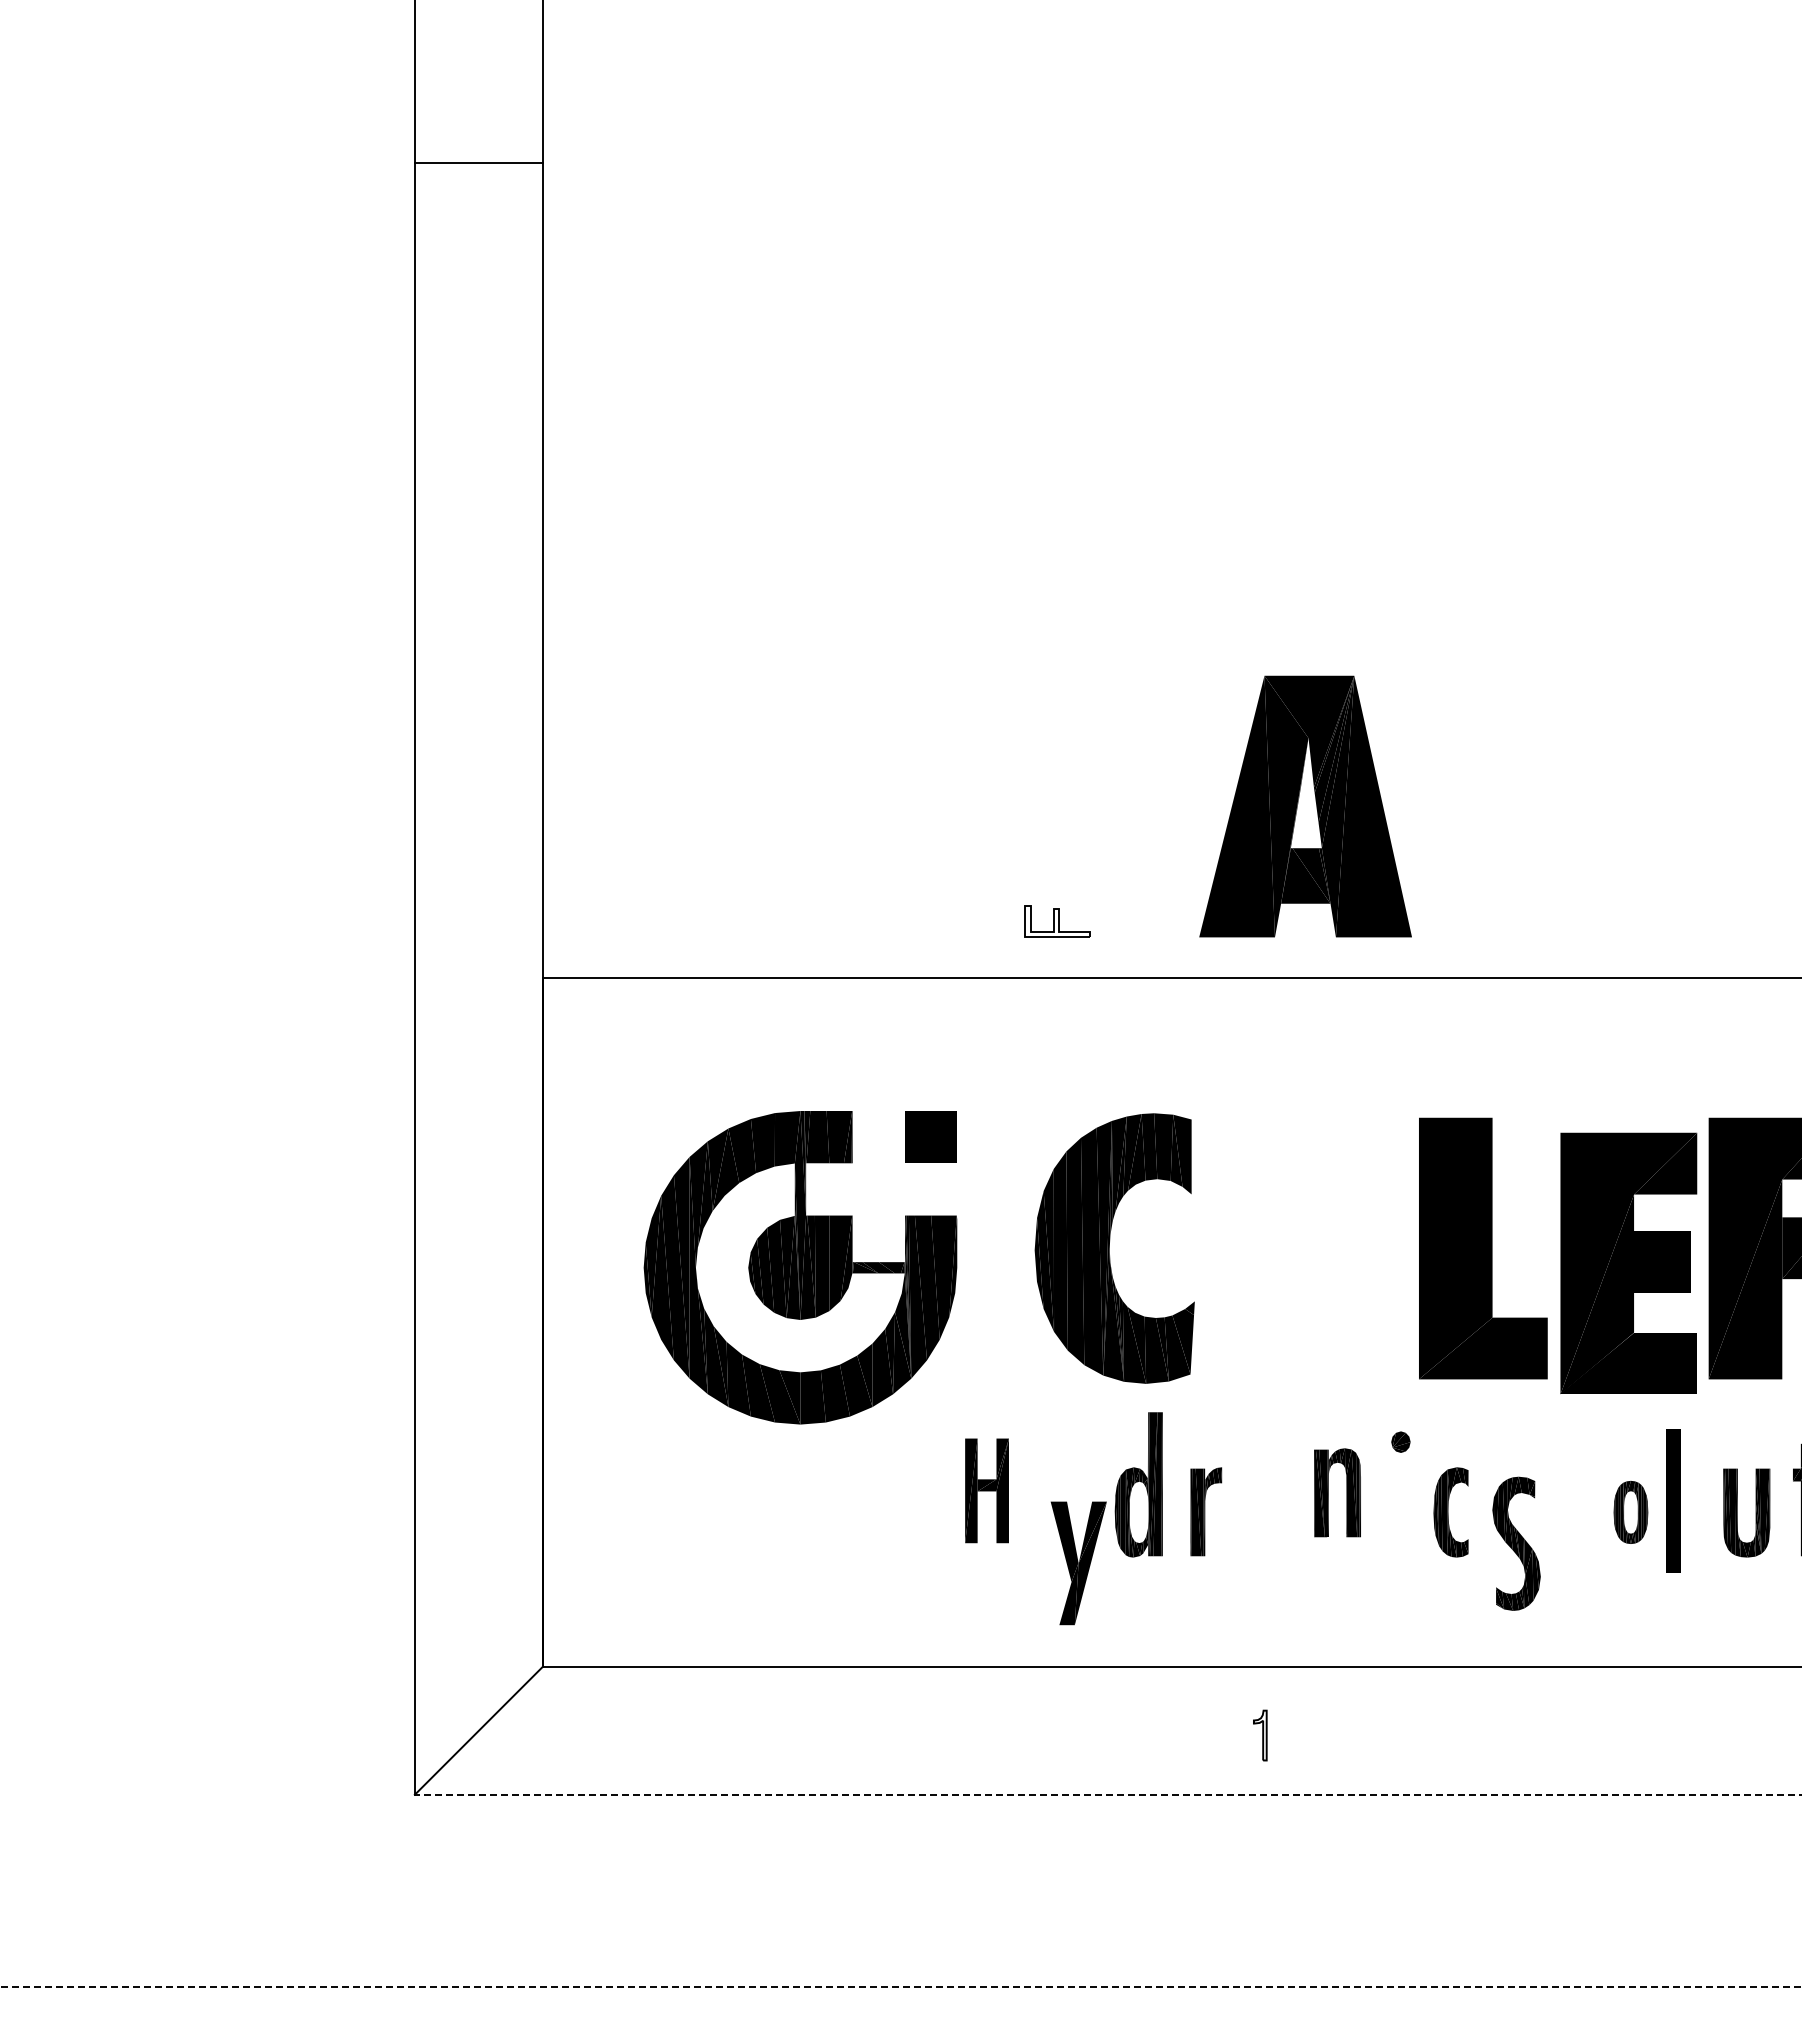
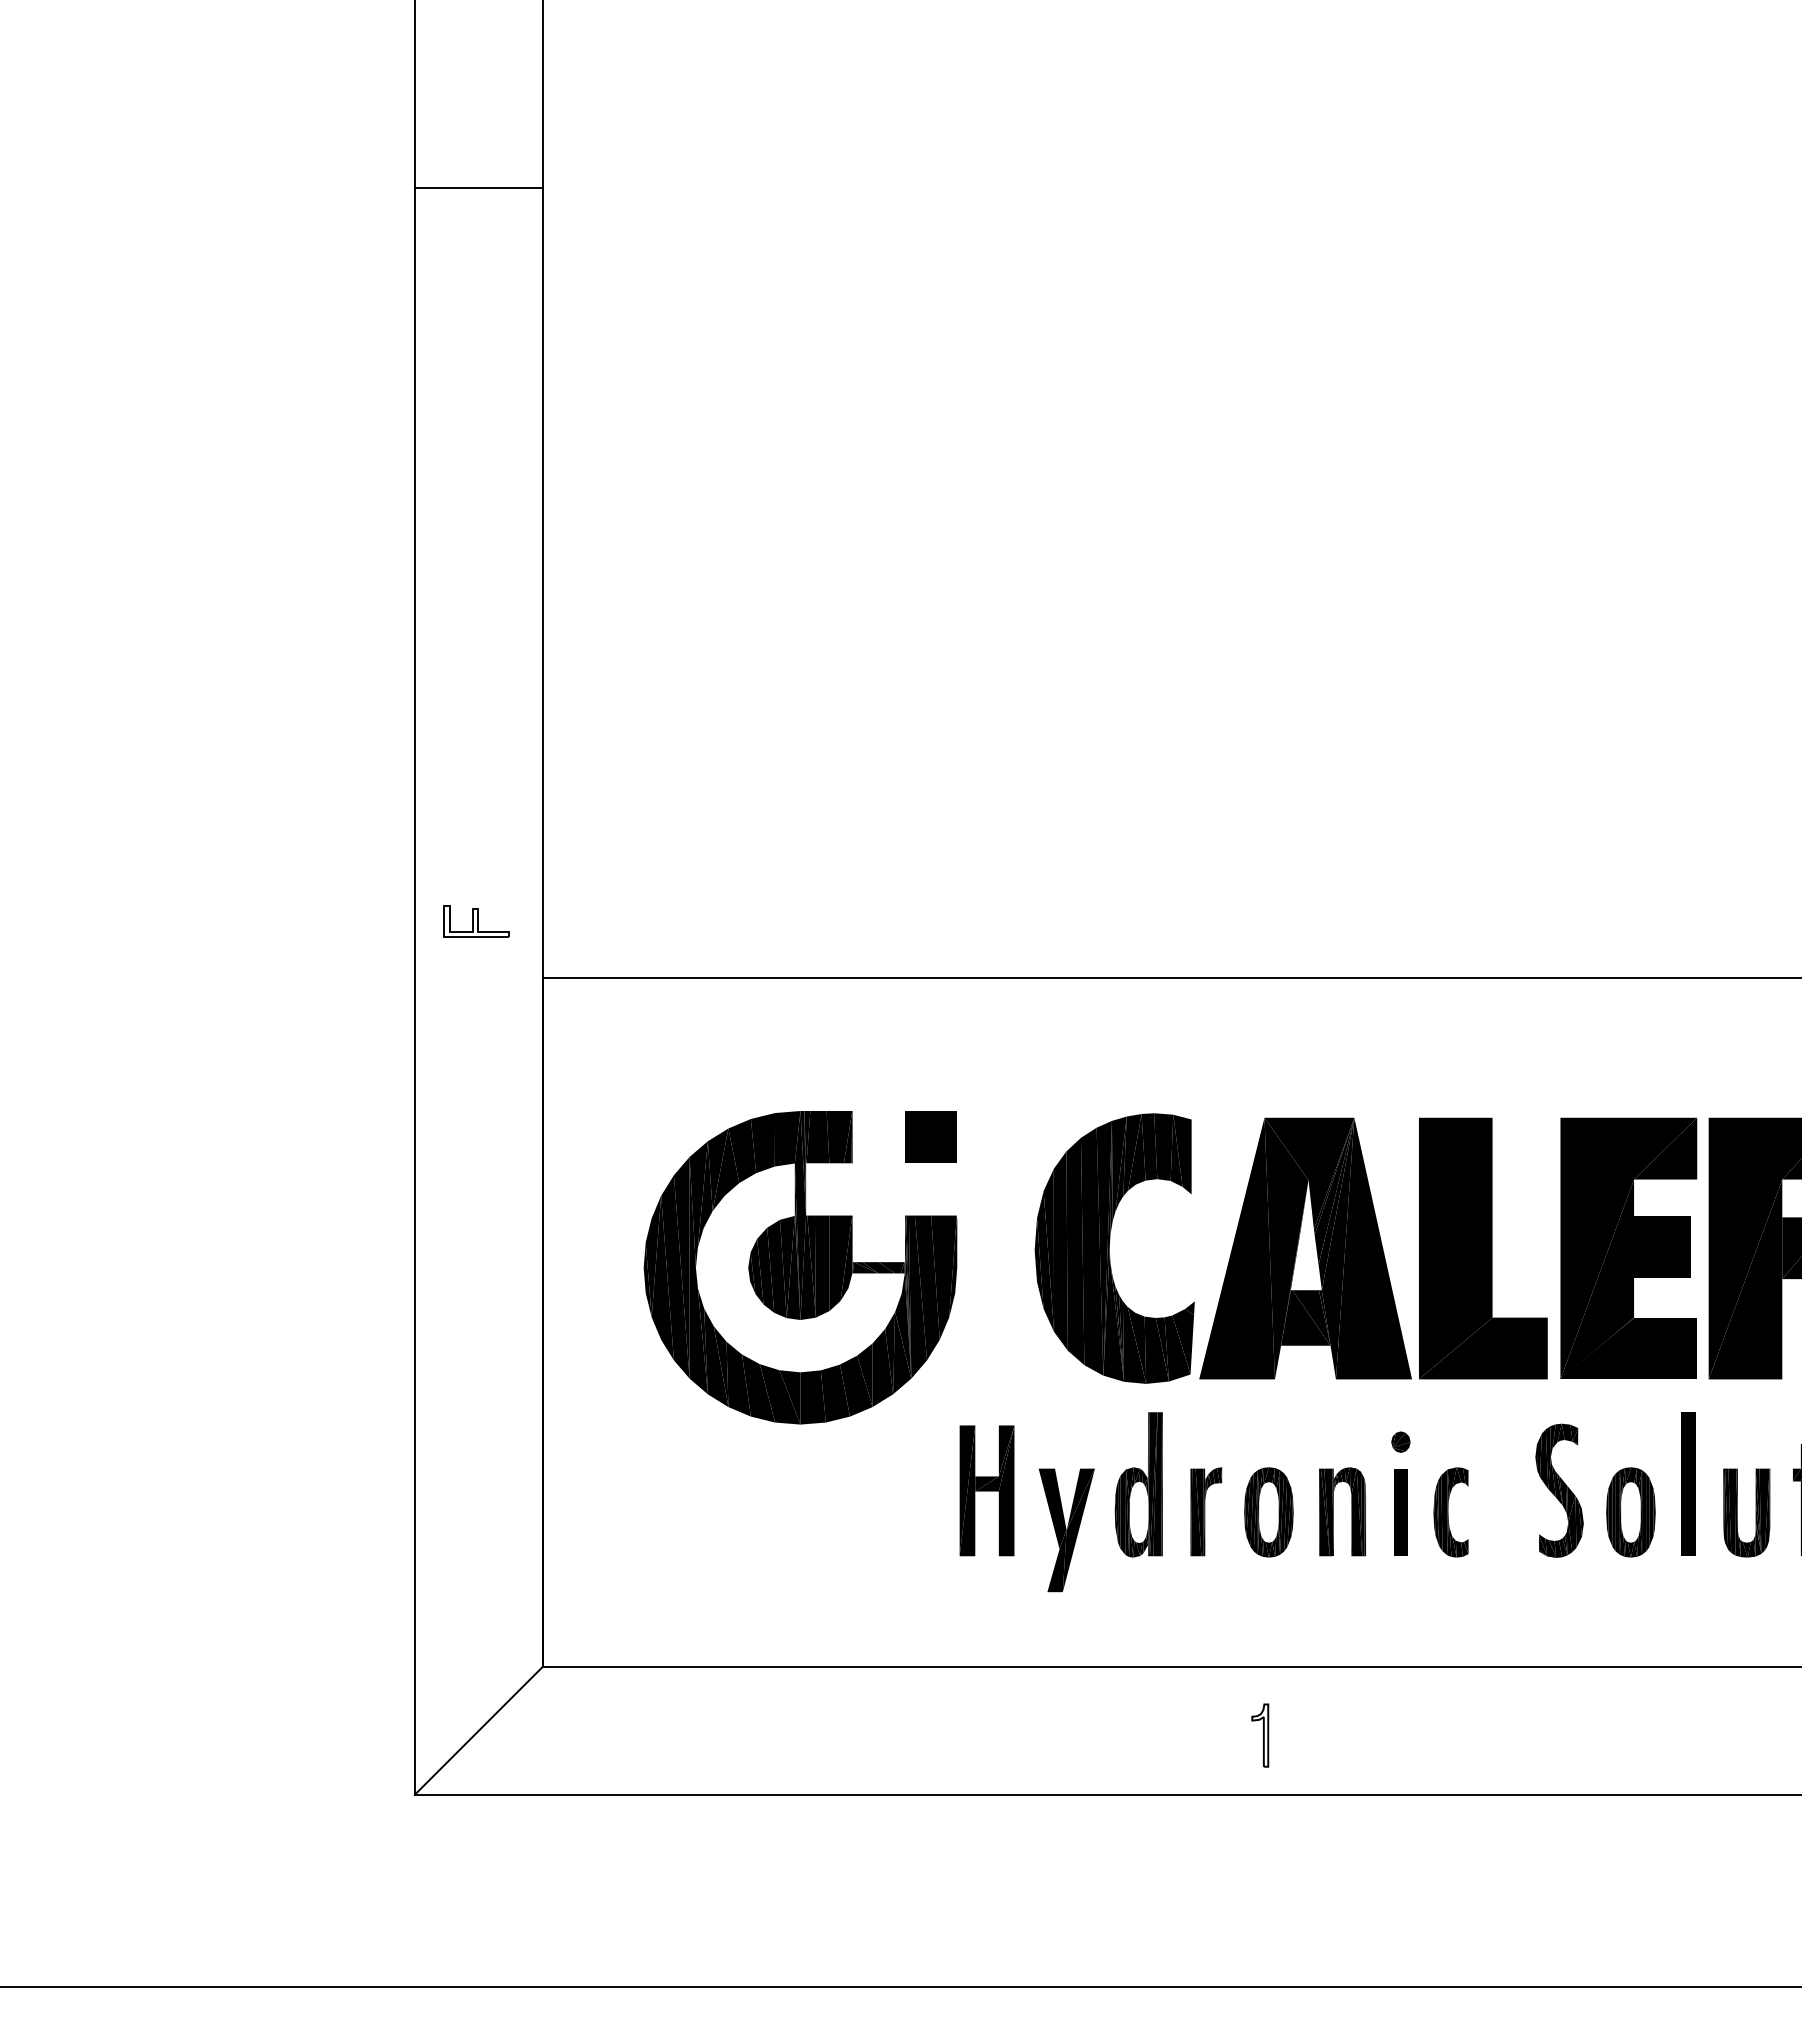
line position: (478, 162) -> (478, 187) (478, 187)
part position: (1305, 806) -> (1305, 1248) (1305, 1248)
part position: (1057, 921) -> (476, 921) (476, 921)
part position: (1628, 1262) -> (1628, 1247) (1628, 1247)
part size: 44x106 px -> 56x132 px (986, 1490)
part position: (1328, 1492) -> (1333, 1511) (1333, 1511)
part position: (1673, 1500) -> (1688, 1483) (1688, 1483)
part size: 36x64 px -> 50x91 px (1630, 1512)
part: none -> present (1268, 1512)
part: none -> present (1400, 1512)
part position: (1516, 1543) -> (1559, 1490) (1559, 1490)
part position: (1078, 1563) -> (1066, 1530) (1066, 1530)
part size: 15x53 px -> 19x65 px (1260, 1735)
line: dashed -> solid (1107, 1794)
line: dashed -> solid (901, 1986)
